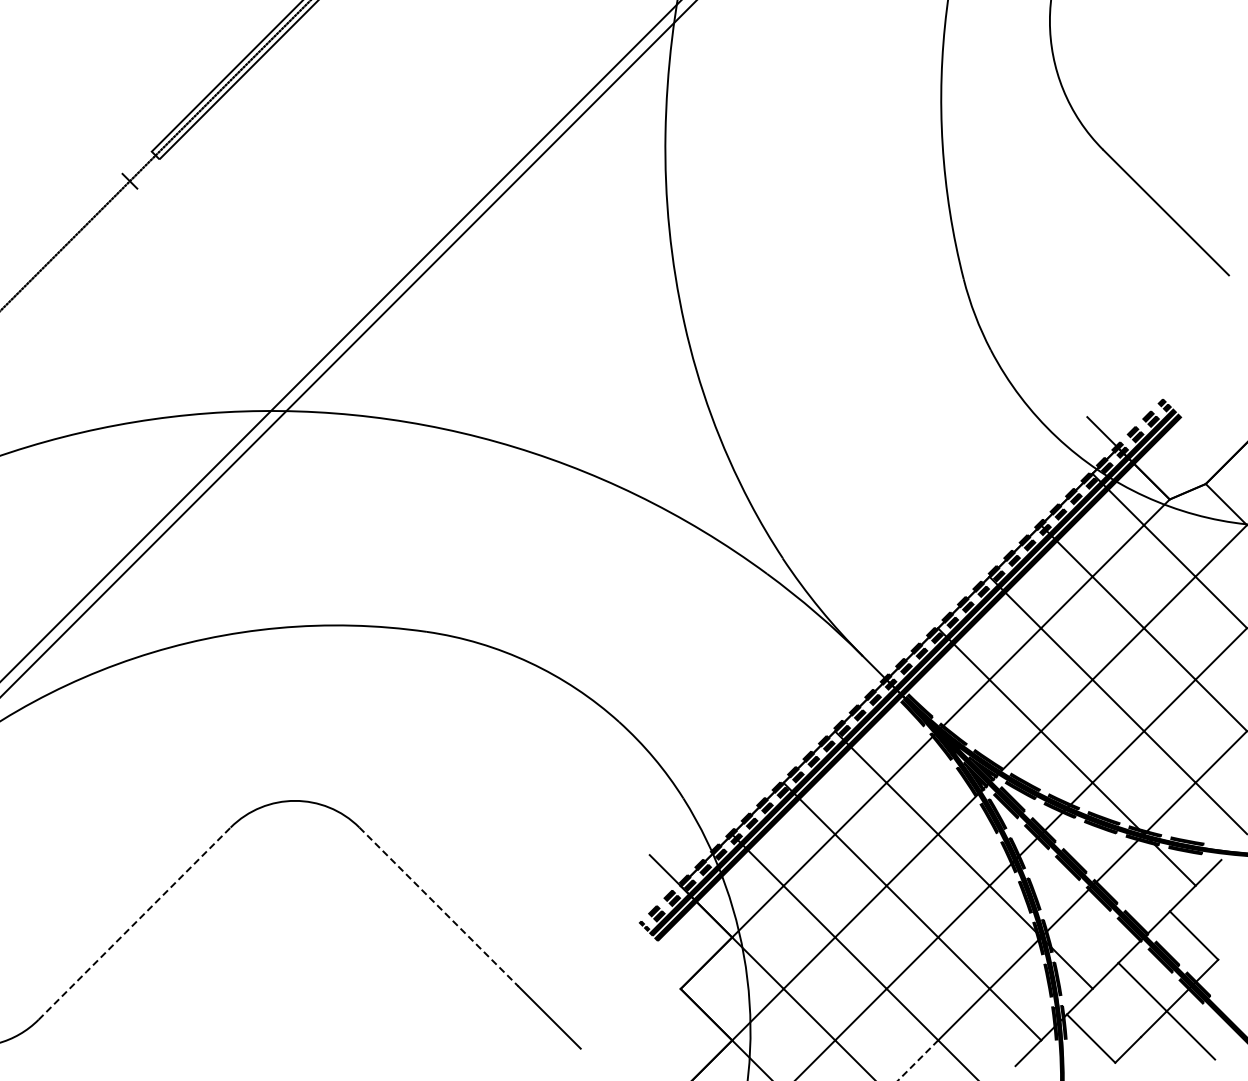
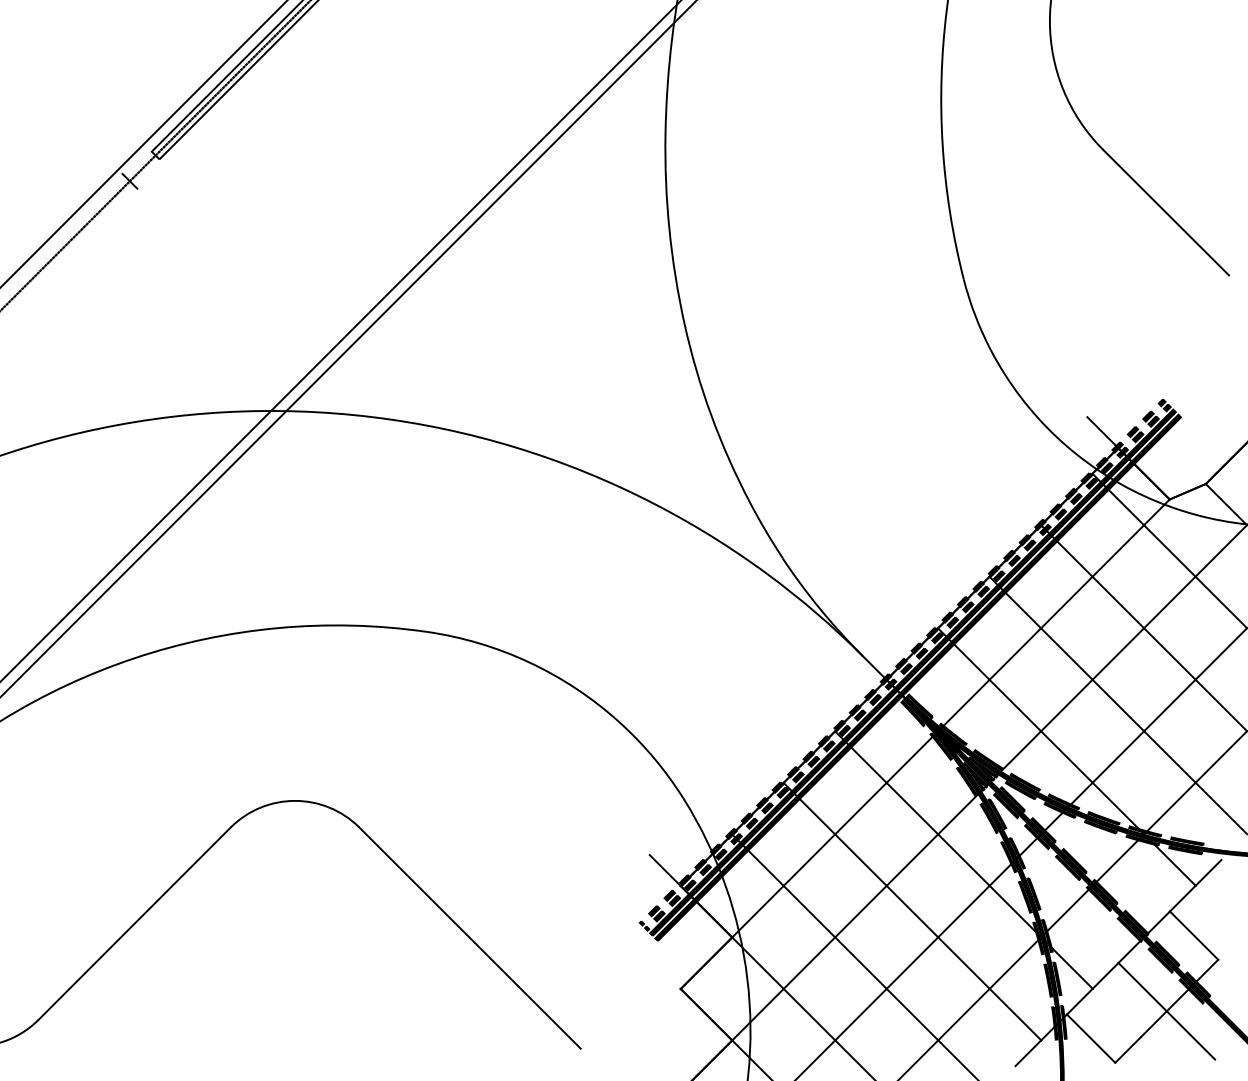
line: none -> present (143, 143)
line: dashed -> solid (439, 907)
line: dashed -> solid (134, 923)
line: dashed -> solid (918, 1060)
